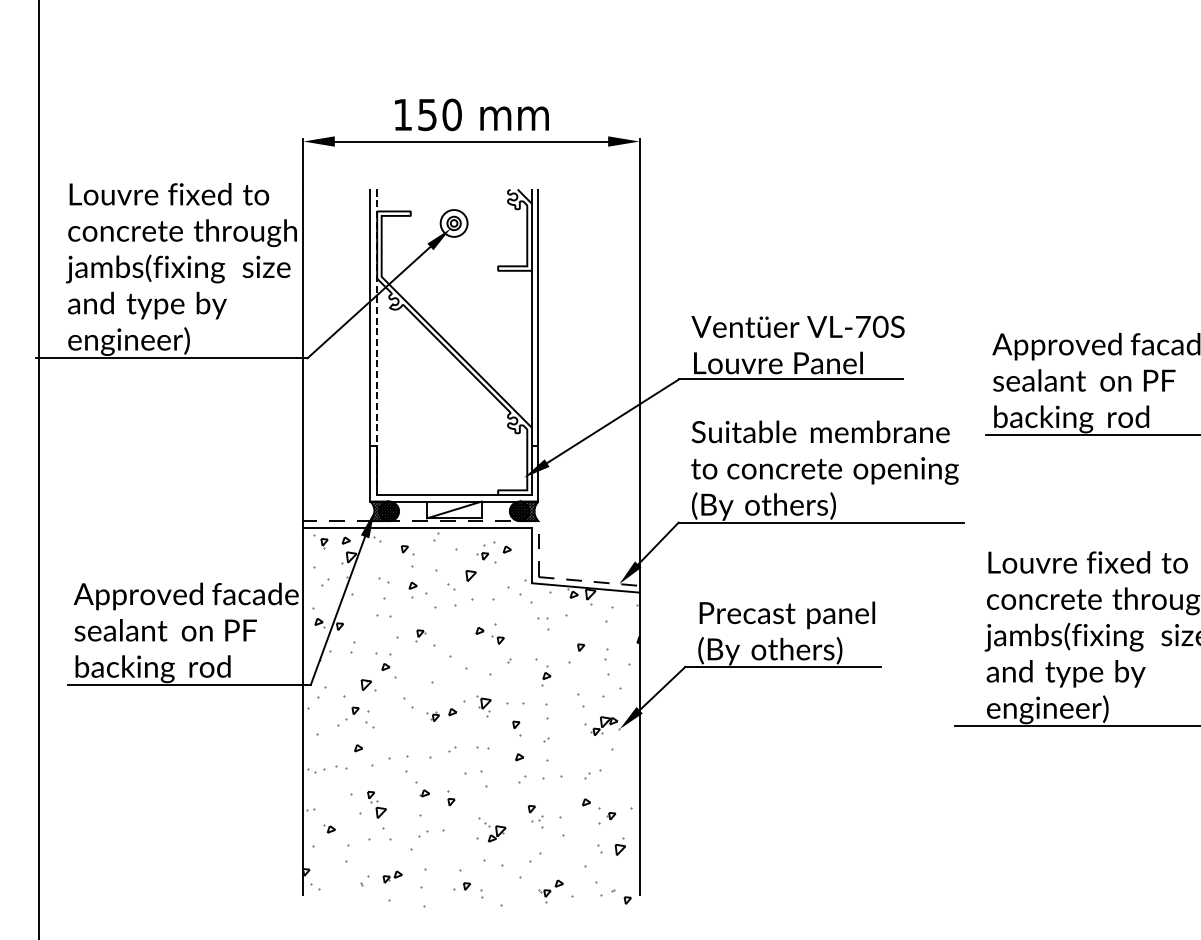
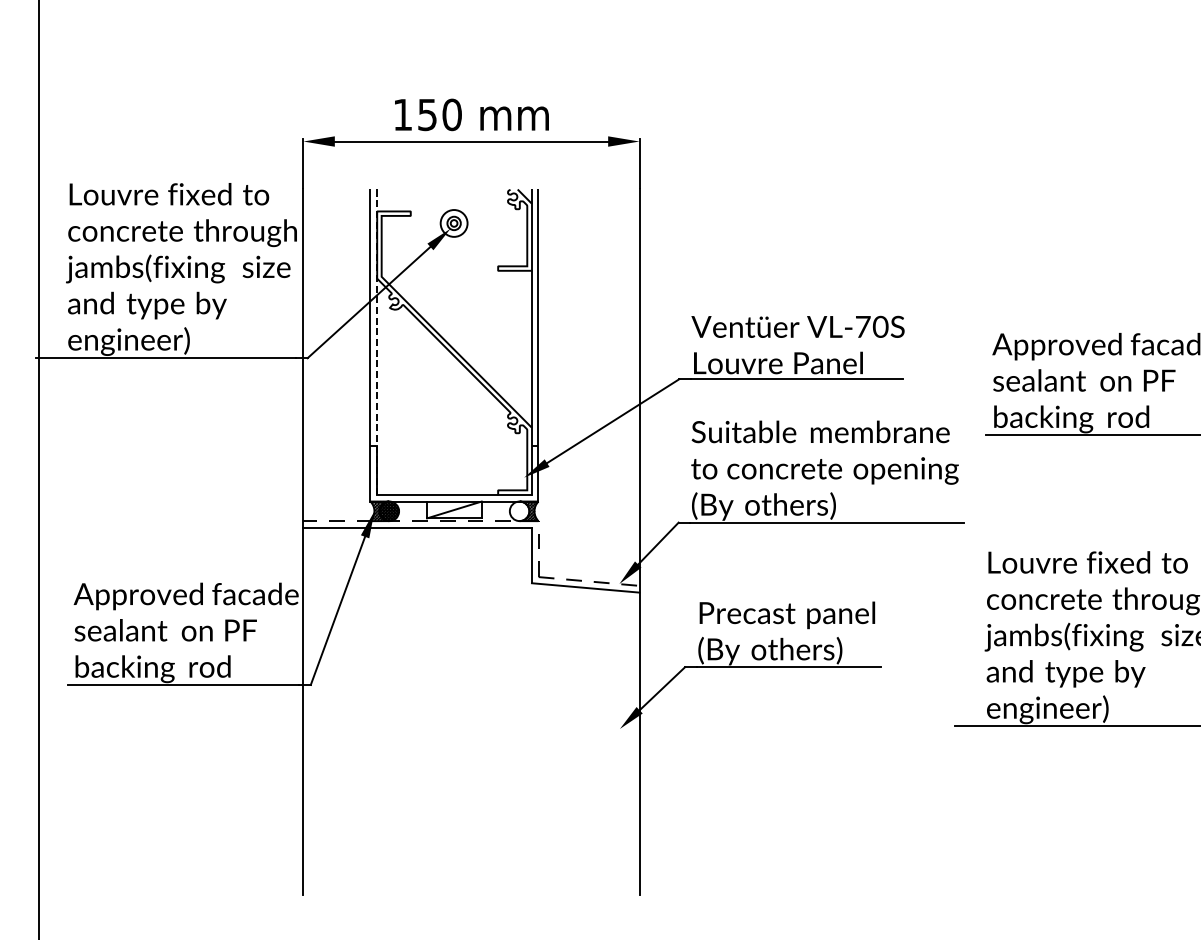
hatch: present -> none (519, 511)
hatch: present -> none (471, 718)
